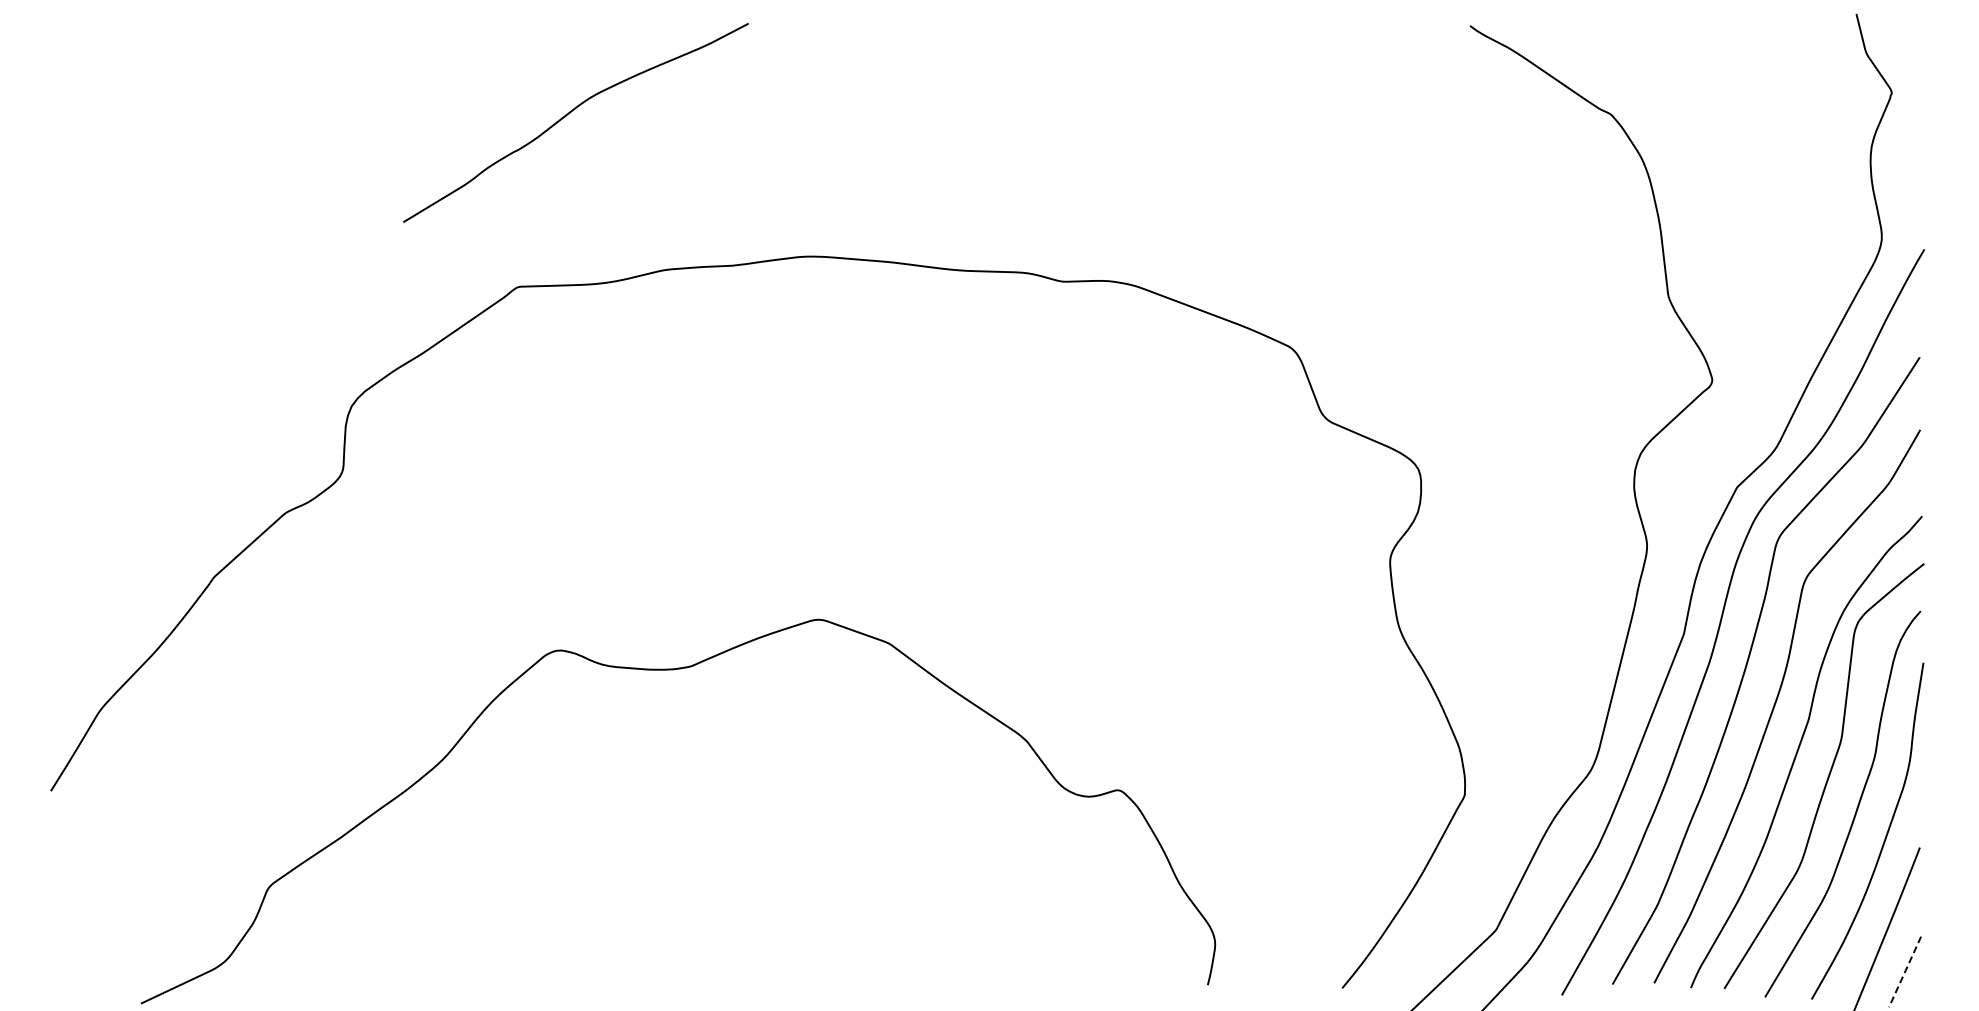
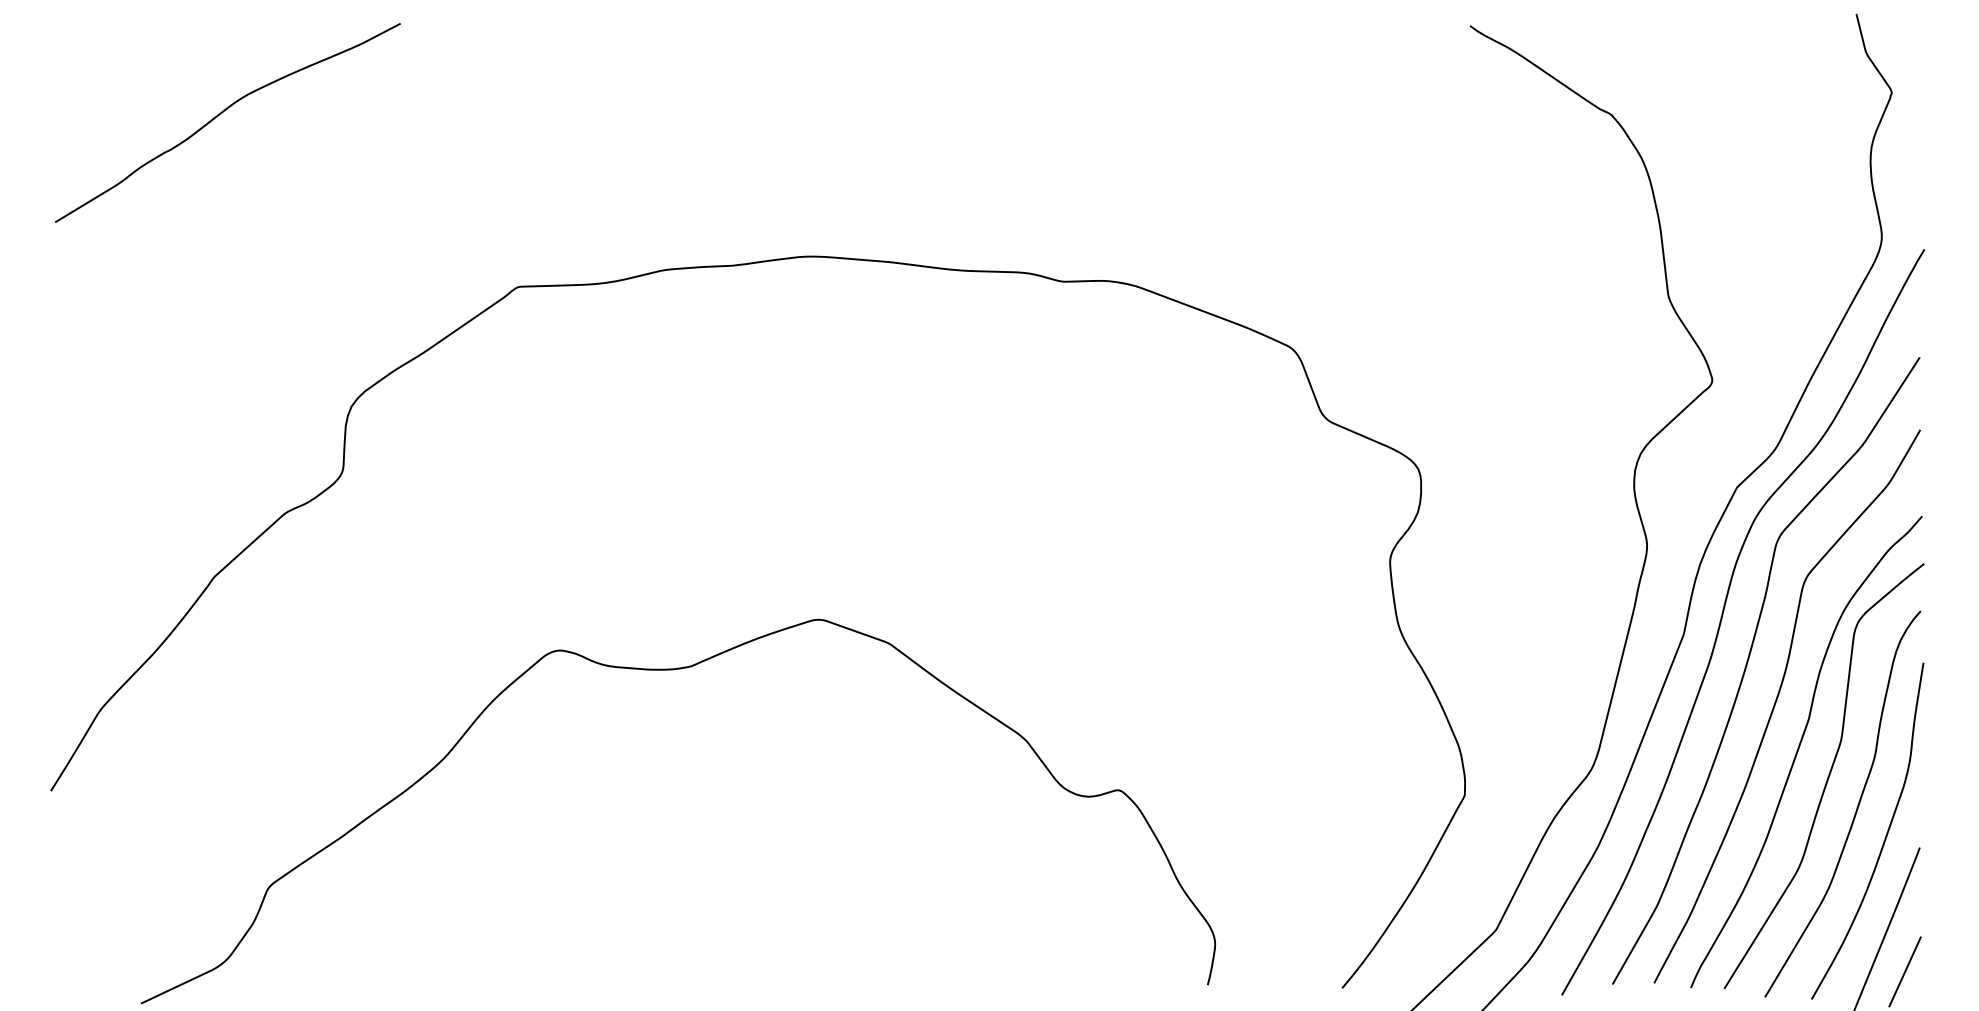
curve position: (569, 114) -> (221, 114) (221, 114)
line: dashed -> solid (1905, 971)
